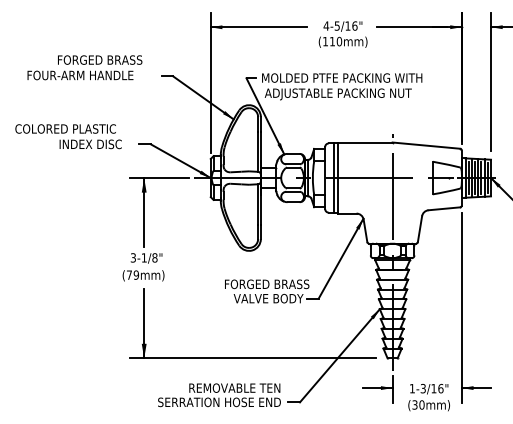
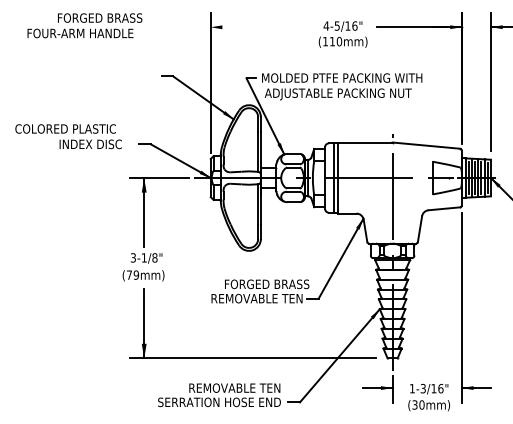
line: present -> none (258, 27)
text position: (84, 67) -> (84, 25) (84, 25)
text: VALVE BODY -> REMOVABLE TEN (257, 298)
